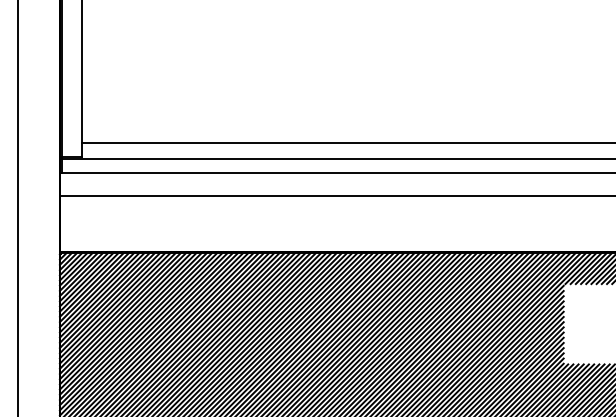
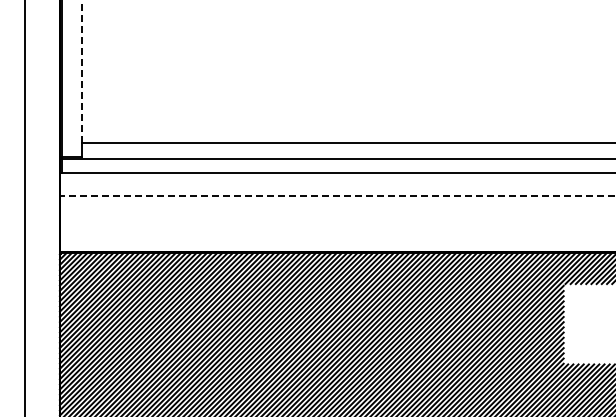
line: solid -> dashed (81, 71)
line: solid -> dashed (337, 196)
line position: (18, 207) -> (25, 207) (25, 207)
